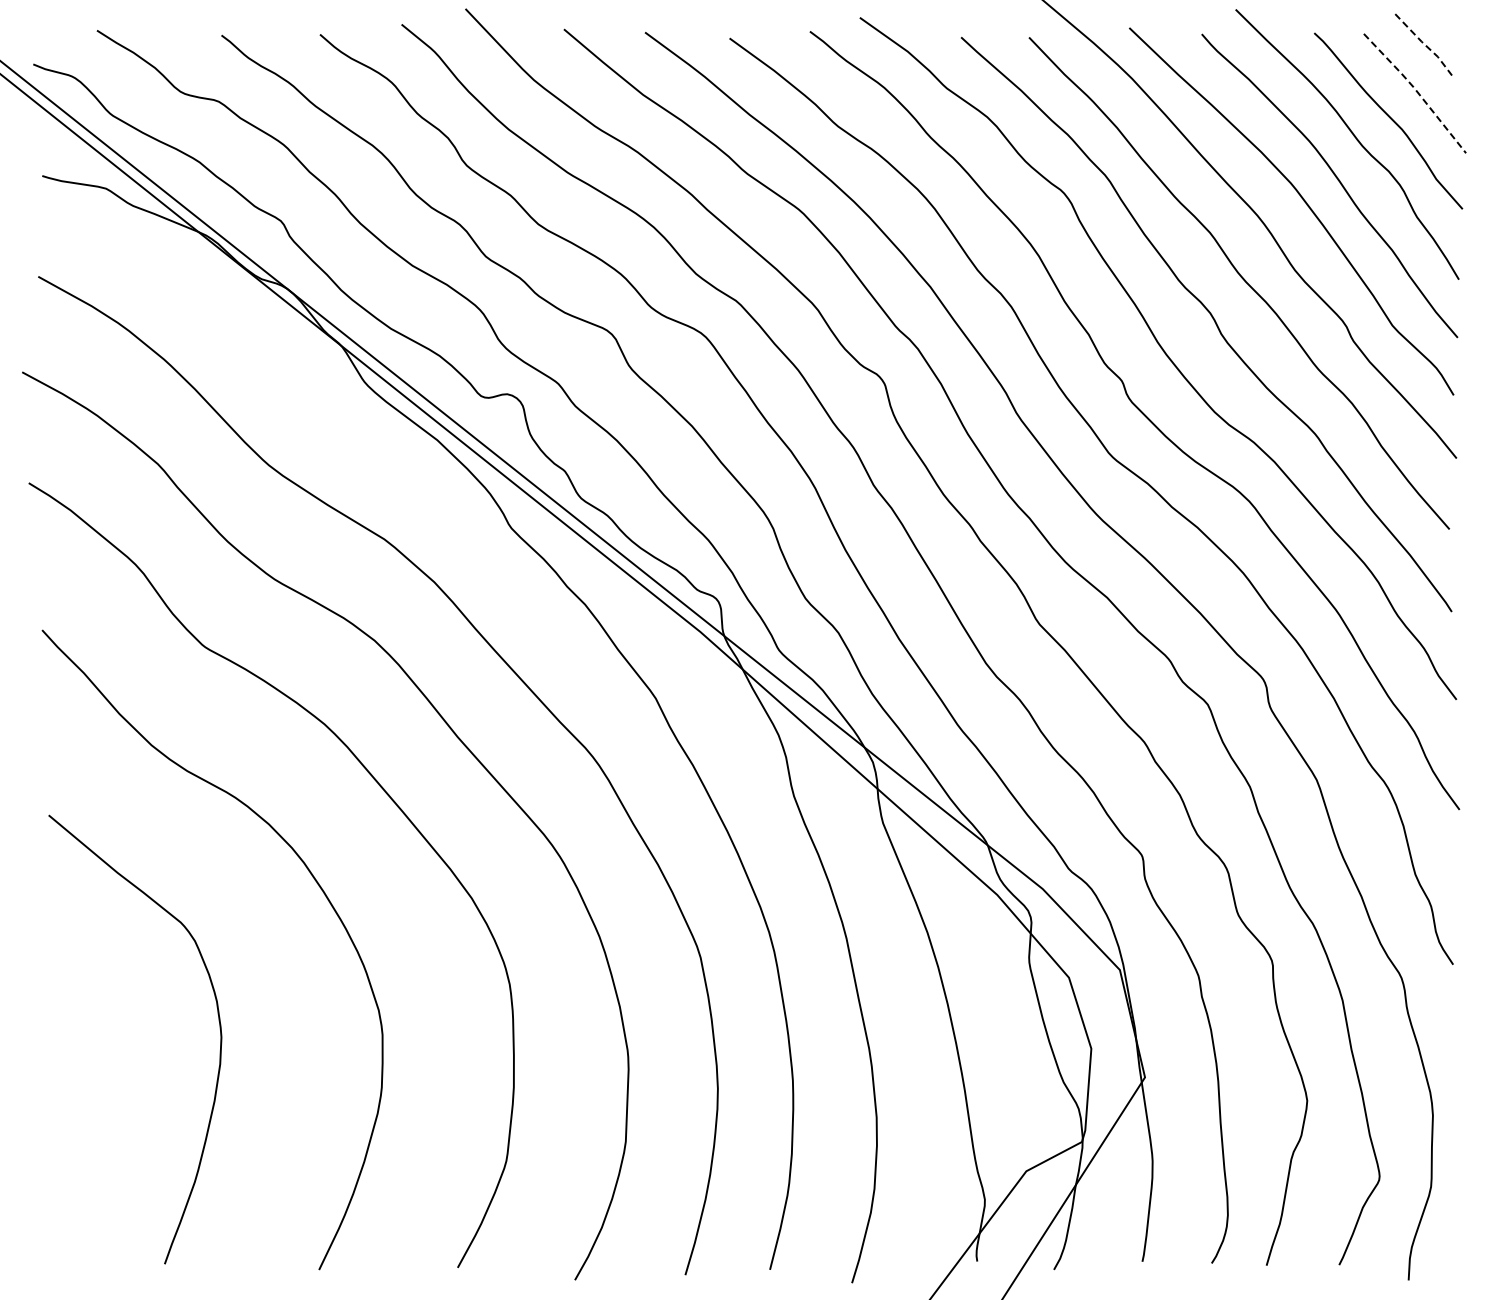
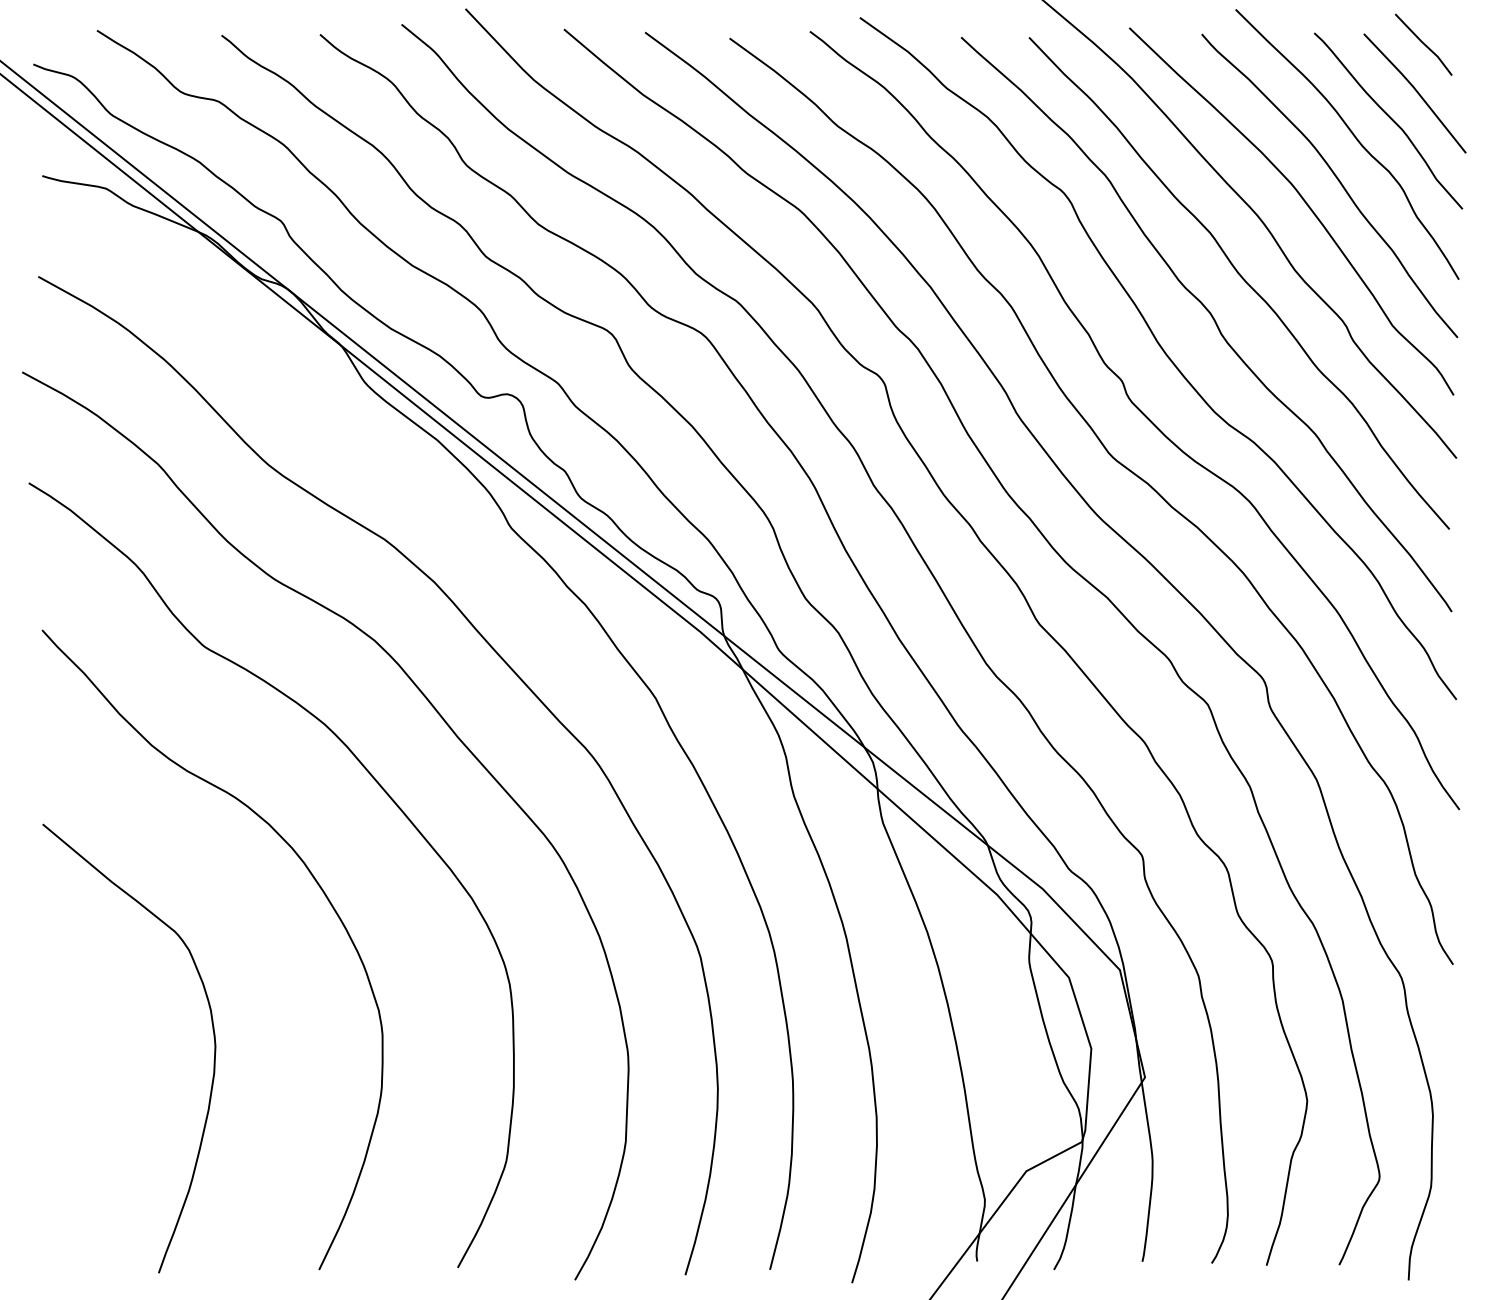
line: dashed -> solid (1424, 44)
line: dashed -> solid (1416, 91)
curve position: (219, 1028) -> (213, 1037) (213, 1037)
